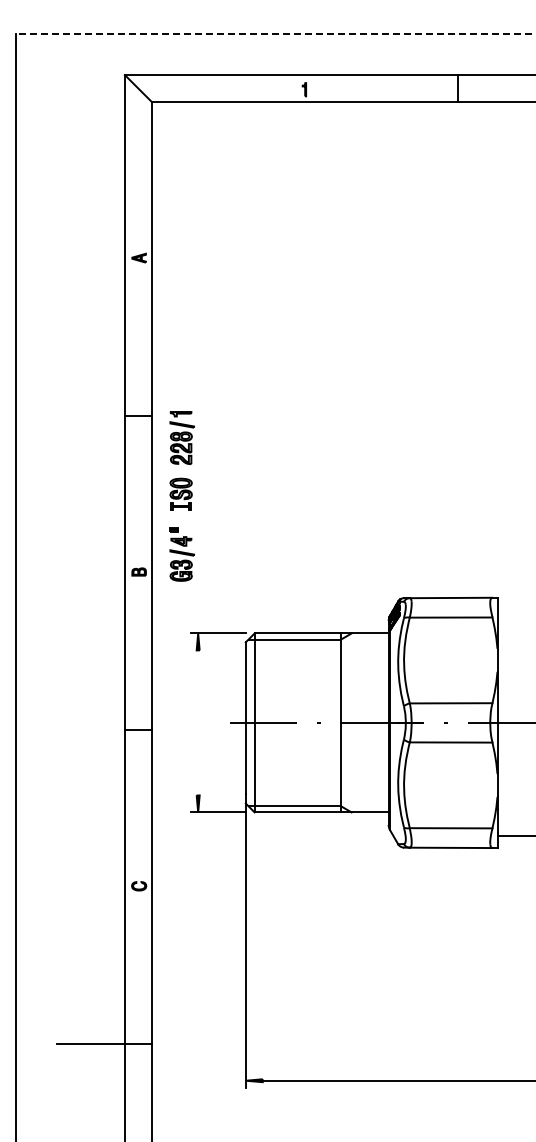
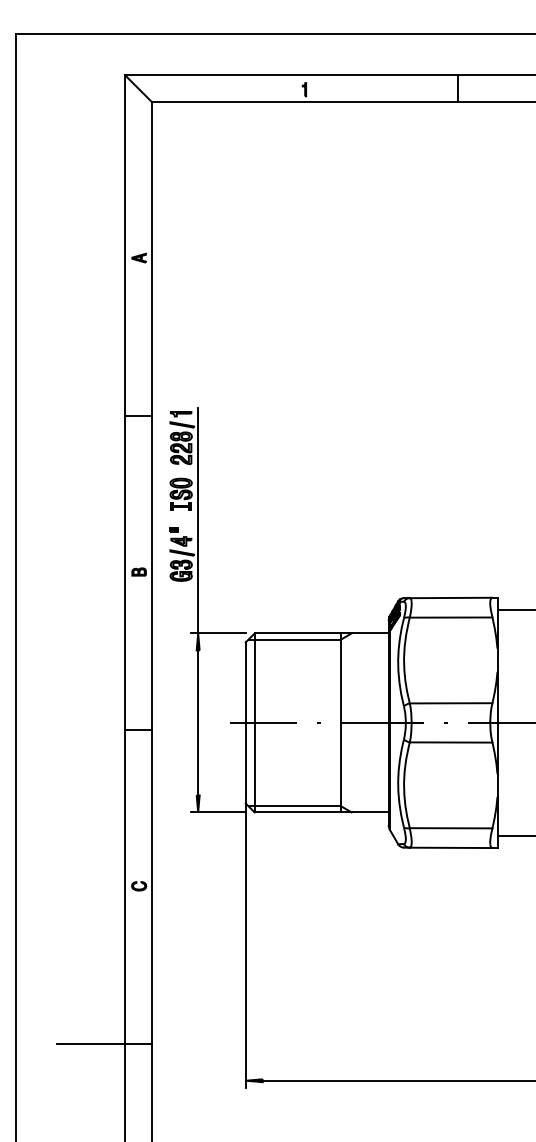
line: dashed -> solid (275, 34)
line: none -> present (198, 520)
line: none -> present (514, 610)
line: none -> present (198, 722)
